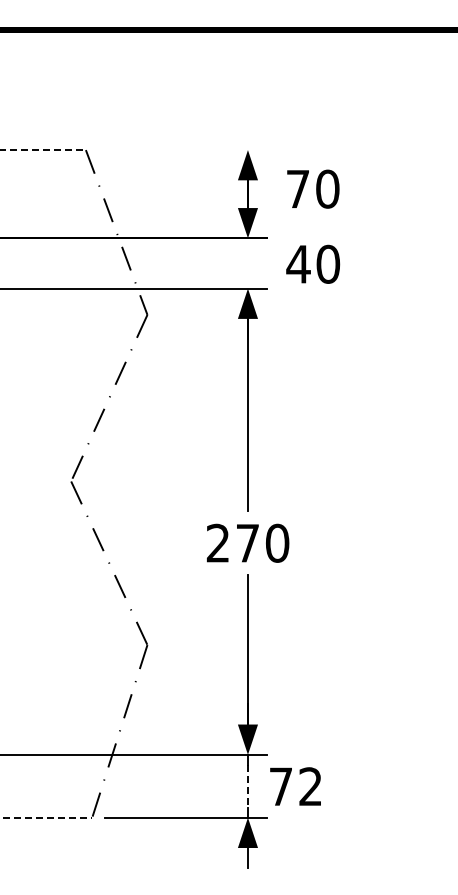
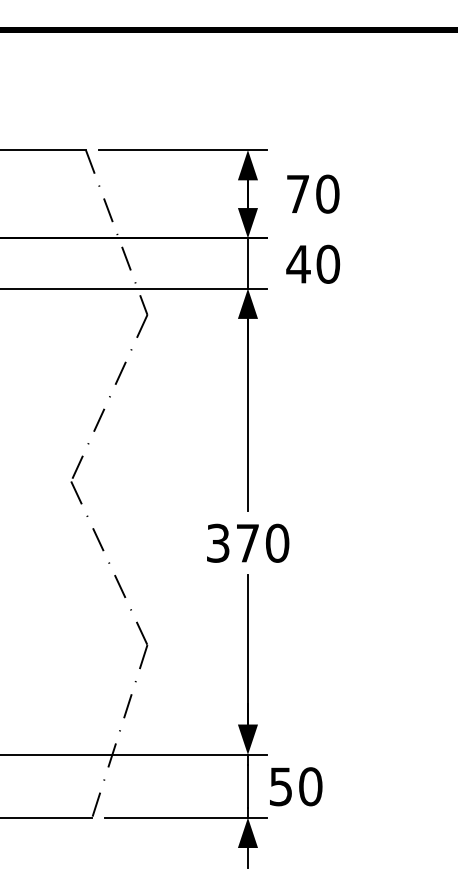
line: dashed -> solid (43, 150)
line: none -> present (182, 150)
text position: (313, 188) -> (313, 193) (313, 193)
line: none -> present (247, 263)
text: 270 -> 370 (217, 543)
line: dashed -> solid (247, 786)
text: 72 -> 50 (296, 786)
line: dashed -> solid (46, 817)
